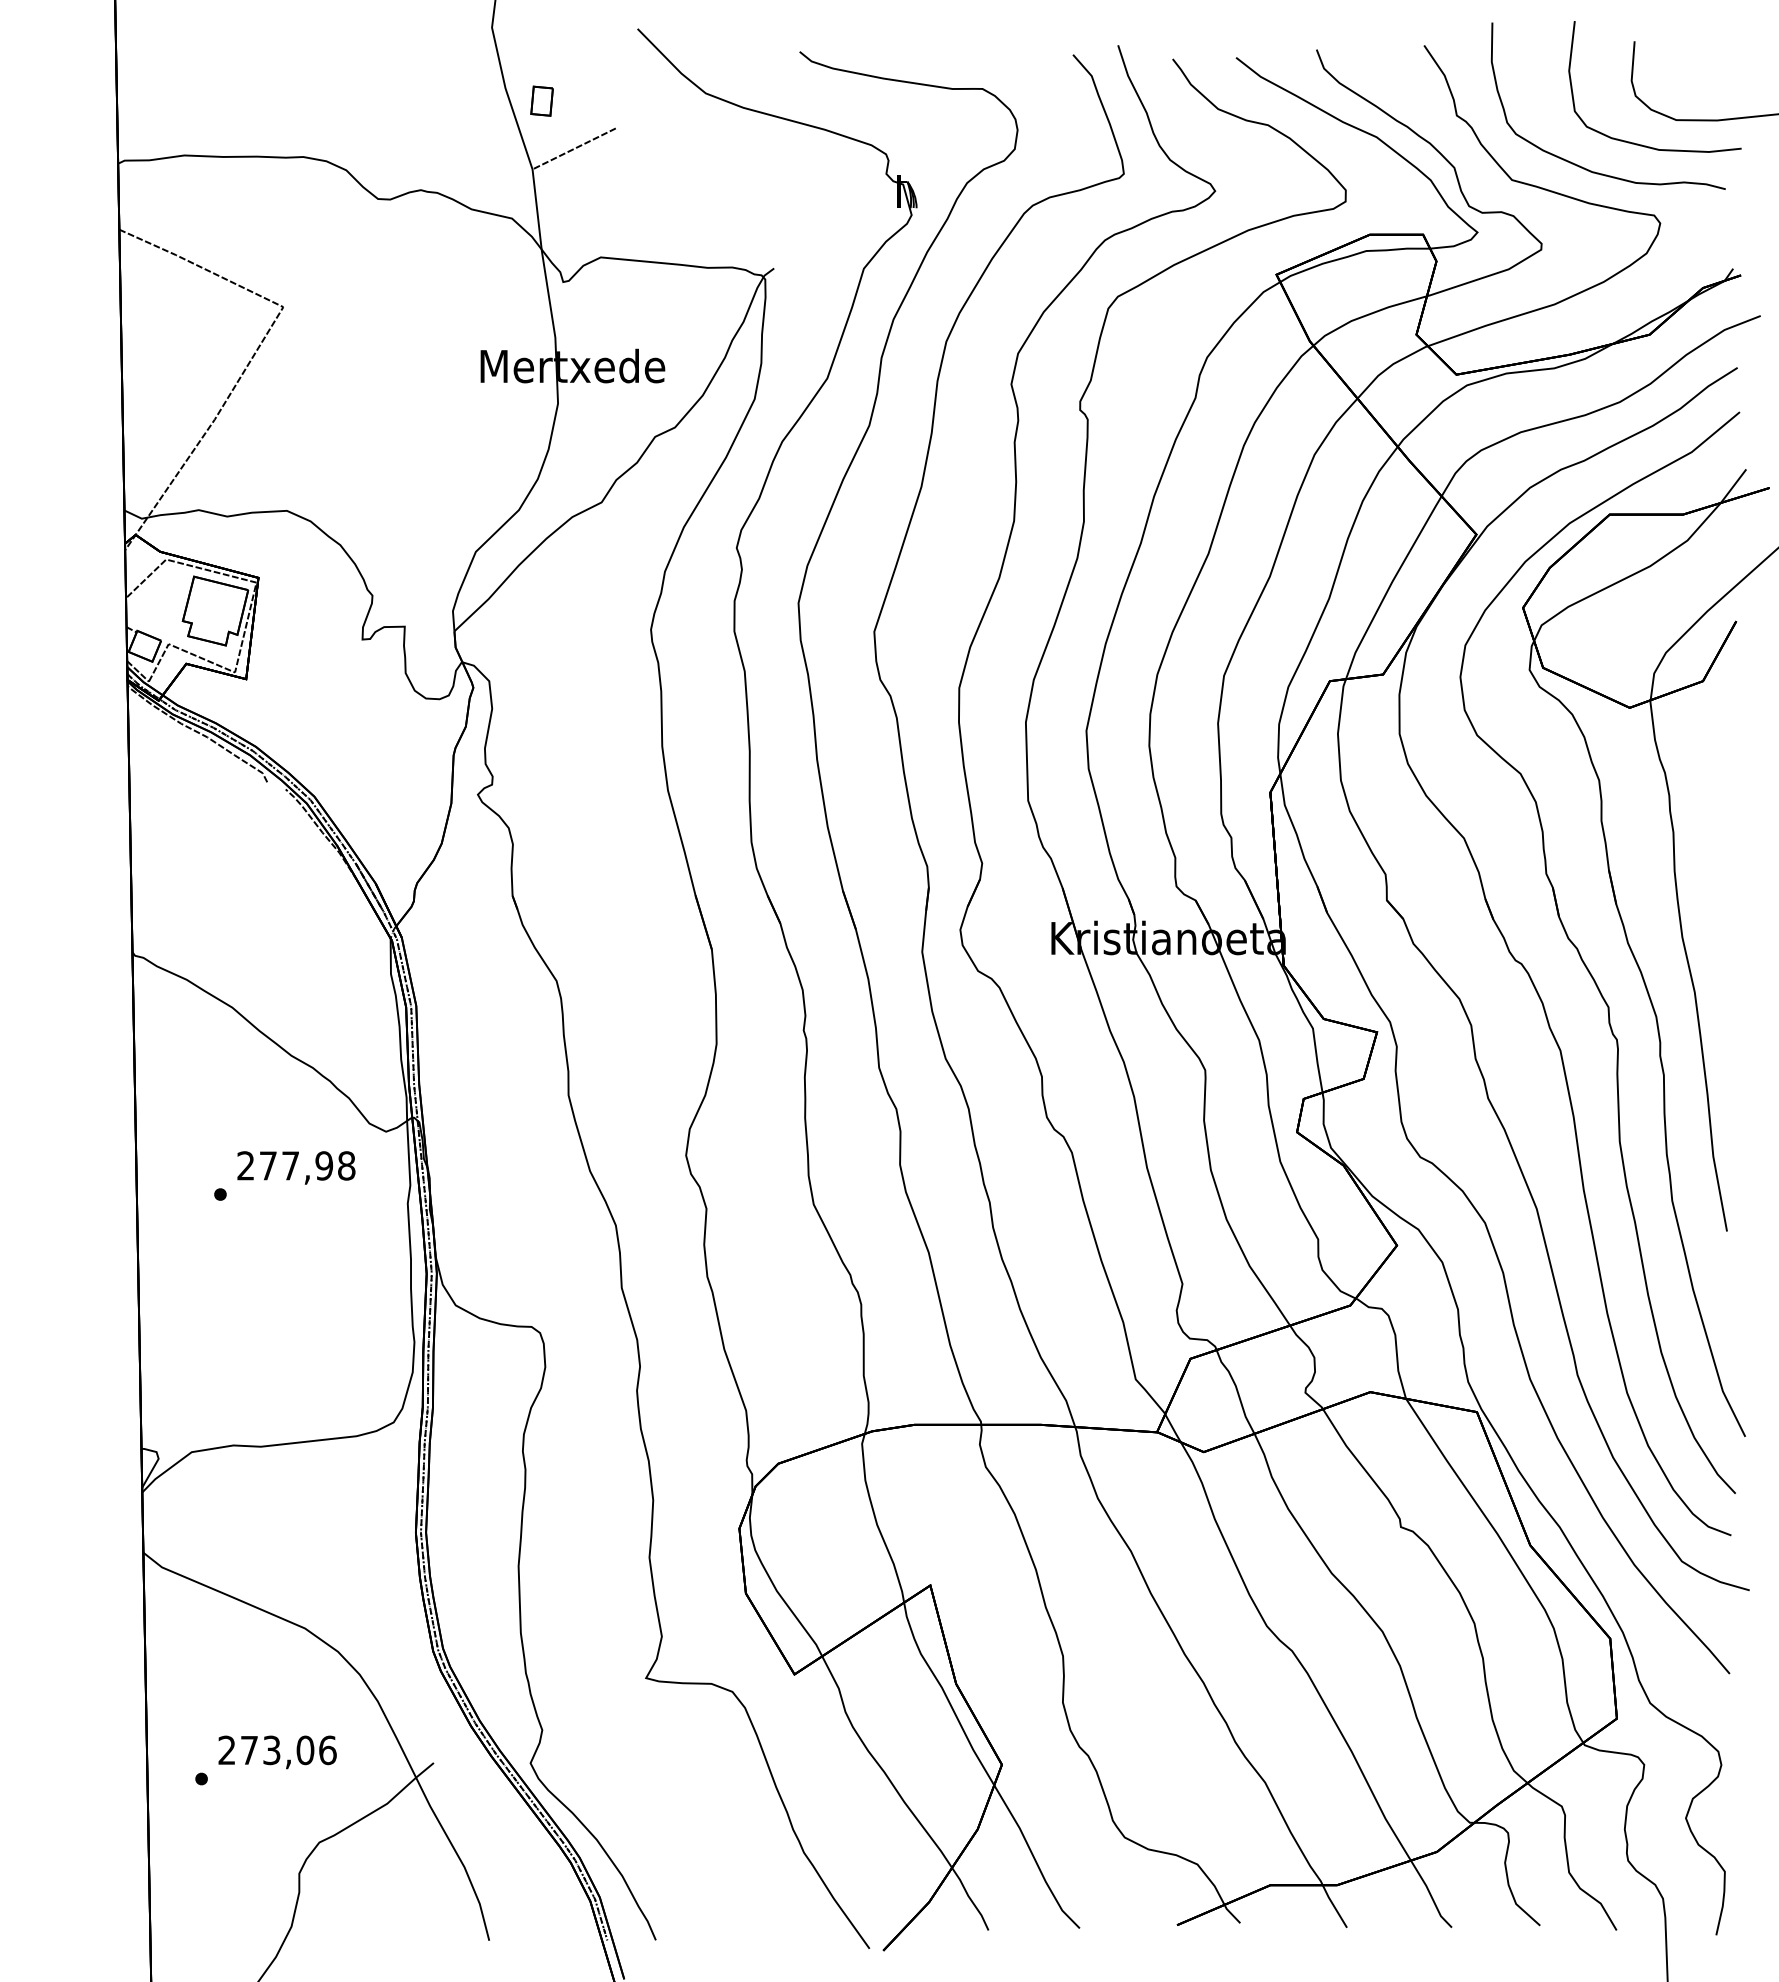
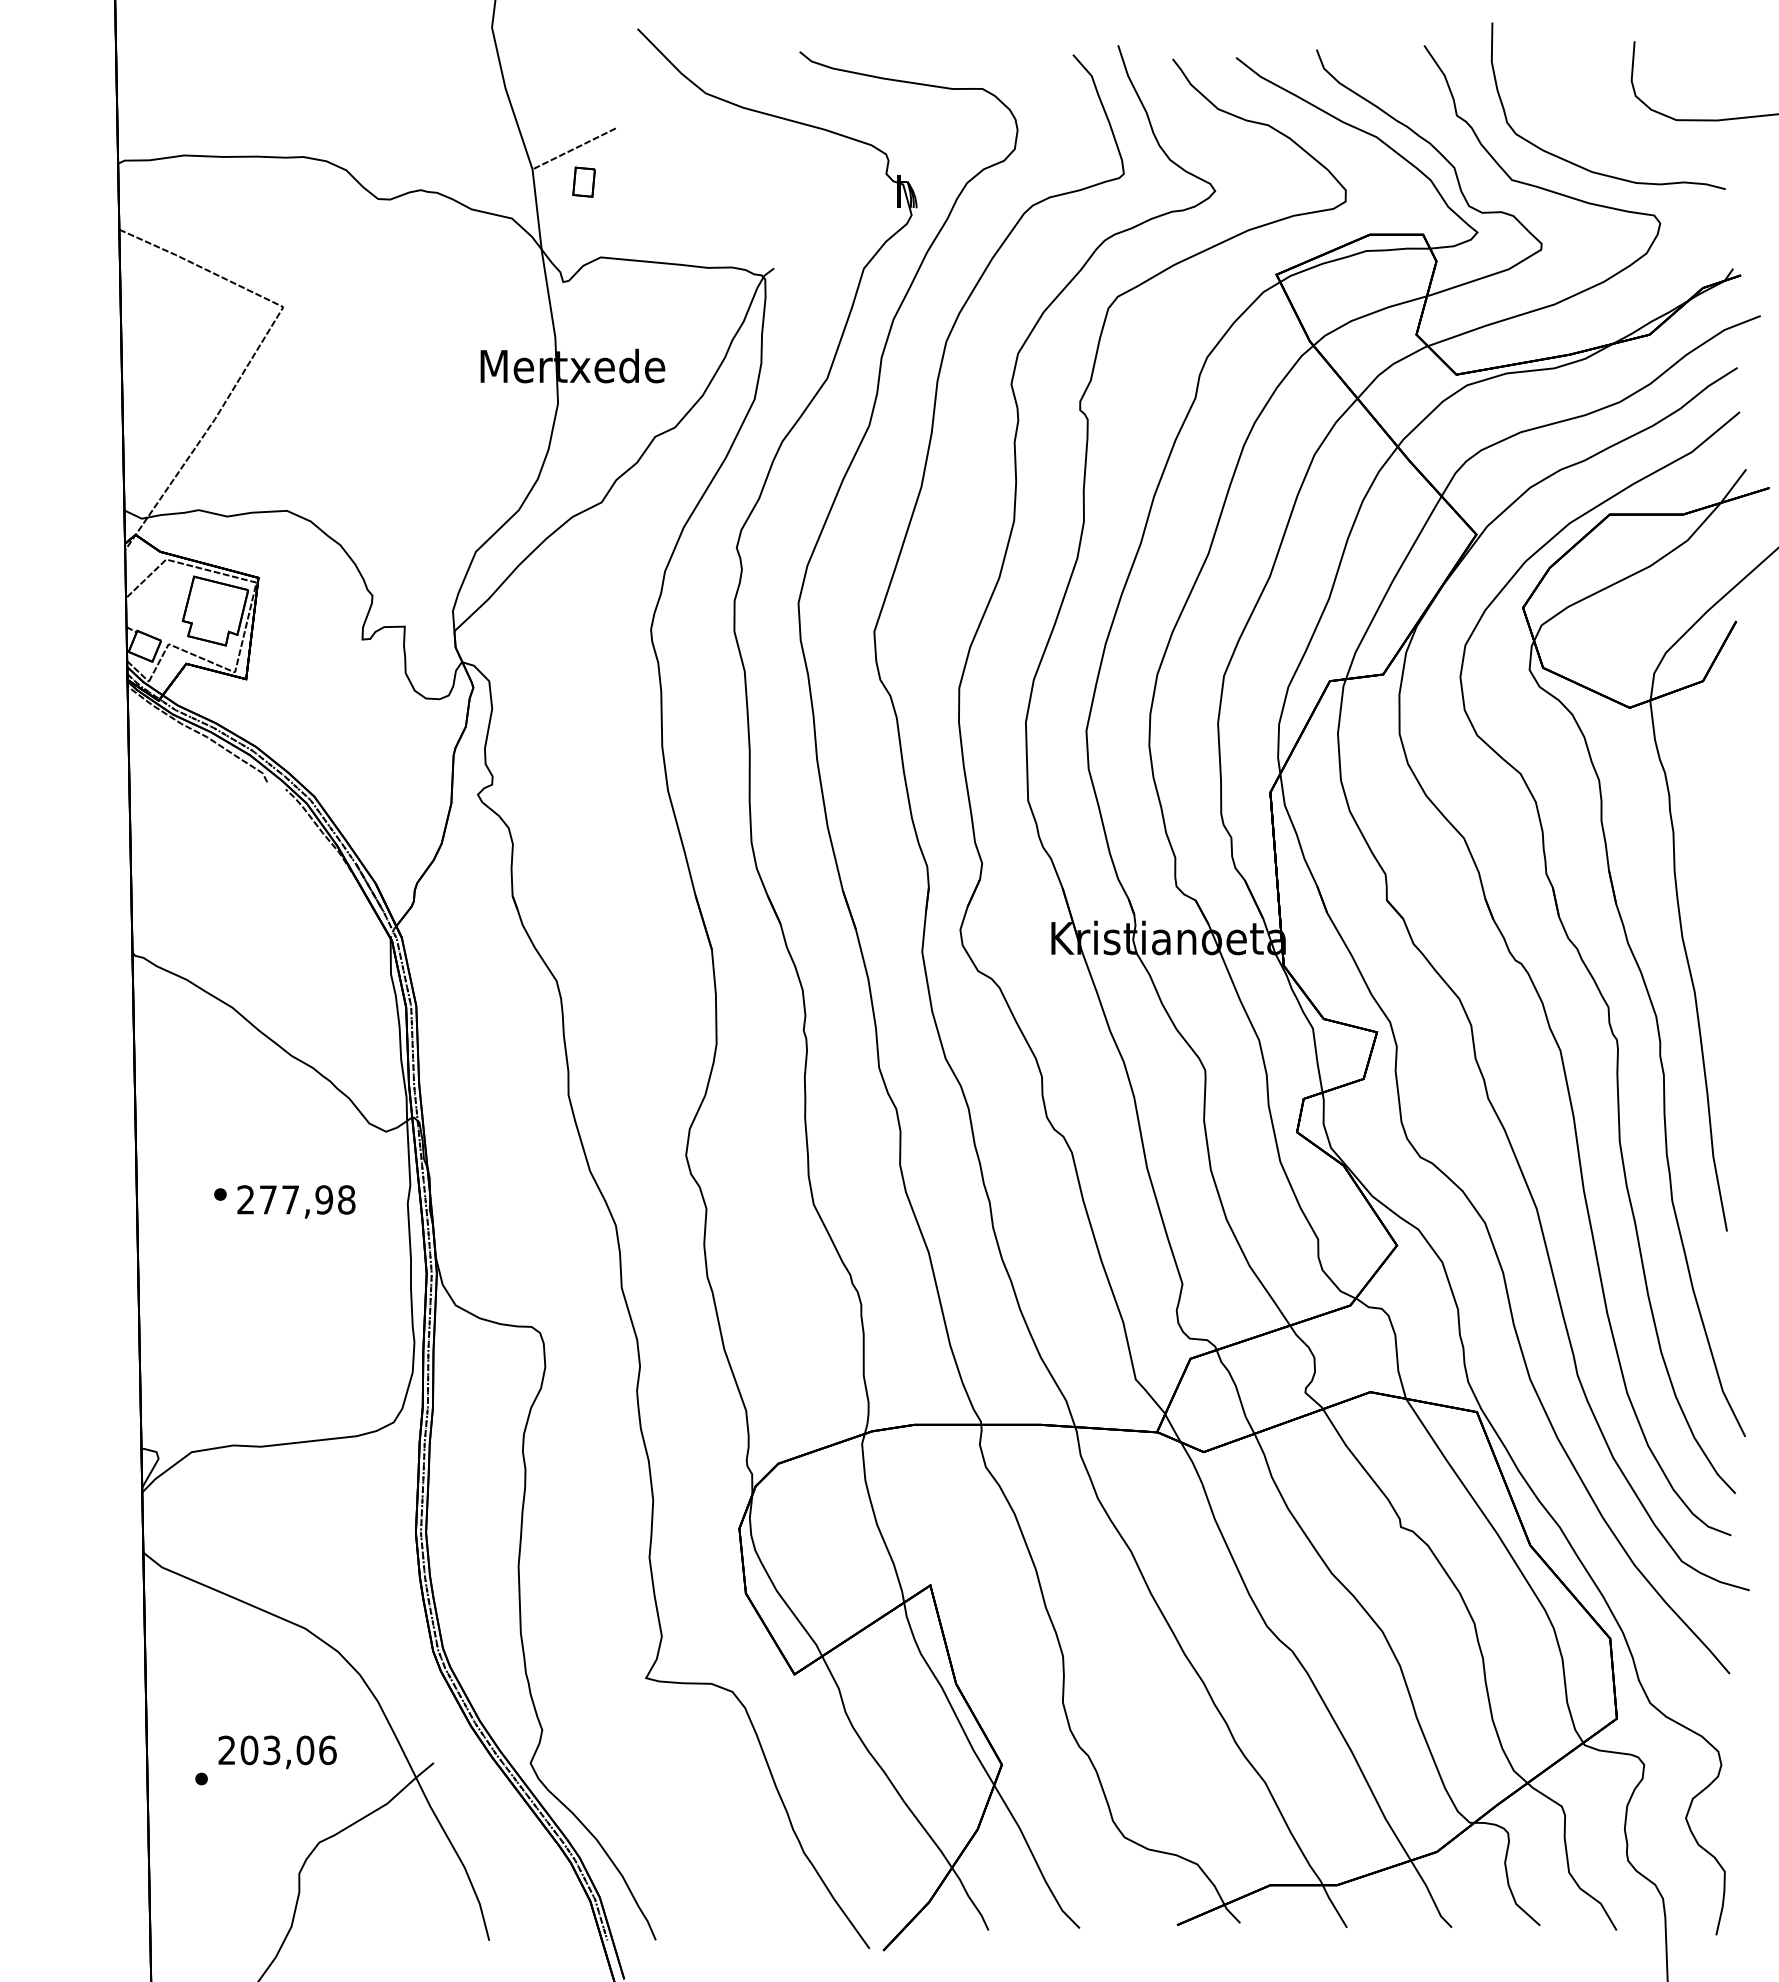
part position: (541, 100) -> (583, 181) (583, 181)
curve: present -> none (1638, 143)
text position: (296, 1167) -> (296, 1201) (296, 1201)
text: 273,06 -> 203,06 (249, 1750)
